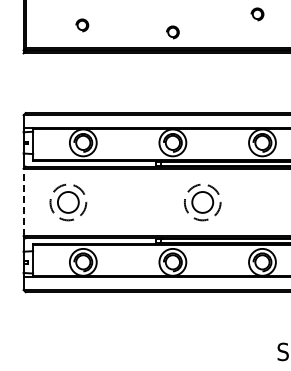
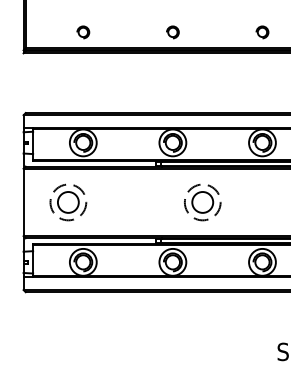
part position: (257, 14) -> (262, 32) (262, 32)
part position: (82, 25) -> (83, 32) (83, 32)
line: dashed -> solid (23, 202)
